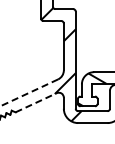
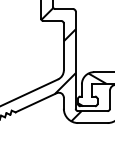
line: dashed -> solid (29, 92)
line: dashed -> solid (36, 102)
